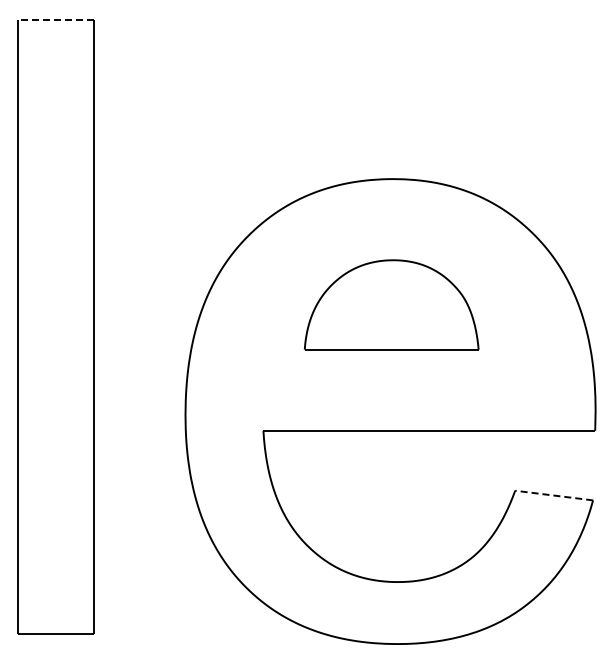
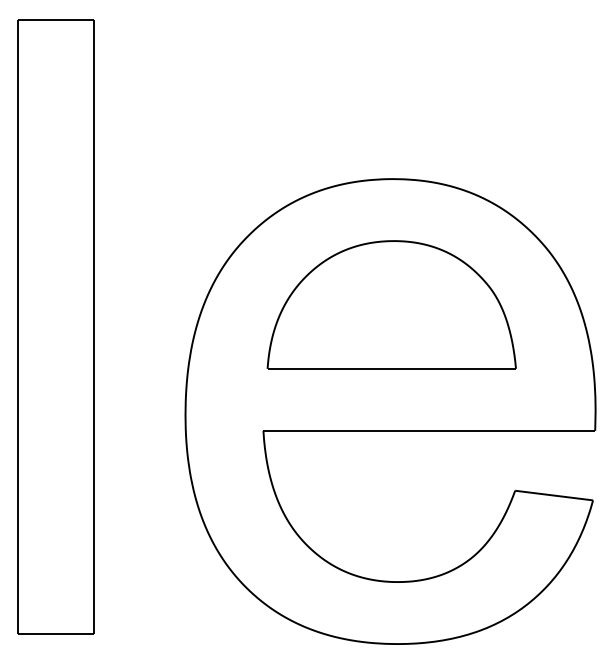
line: dashed -> solid (56, 19)
part size: 176x92 px -> 251x130 px (391, 304)
line: dashed -> solid (553, 495)
